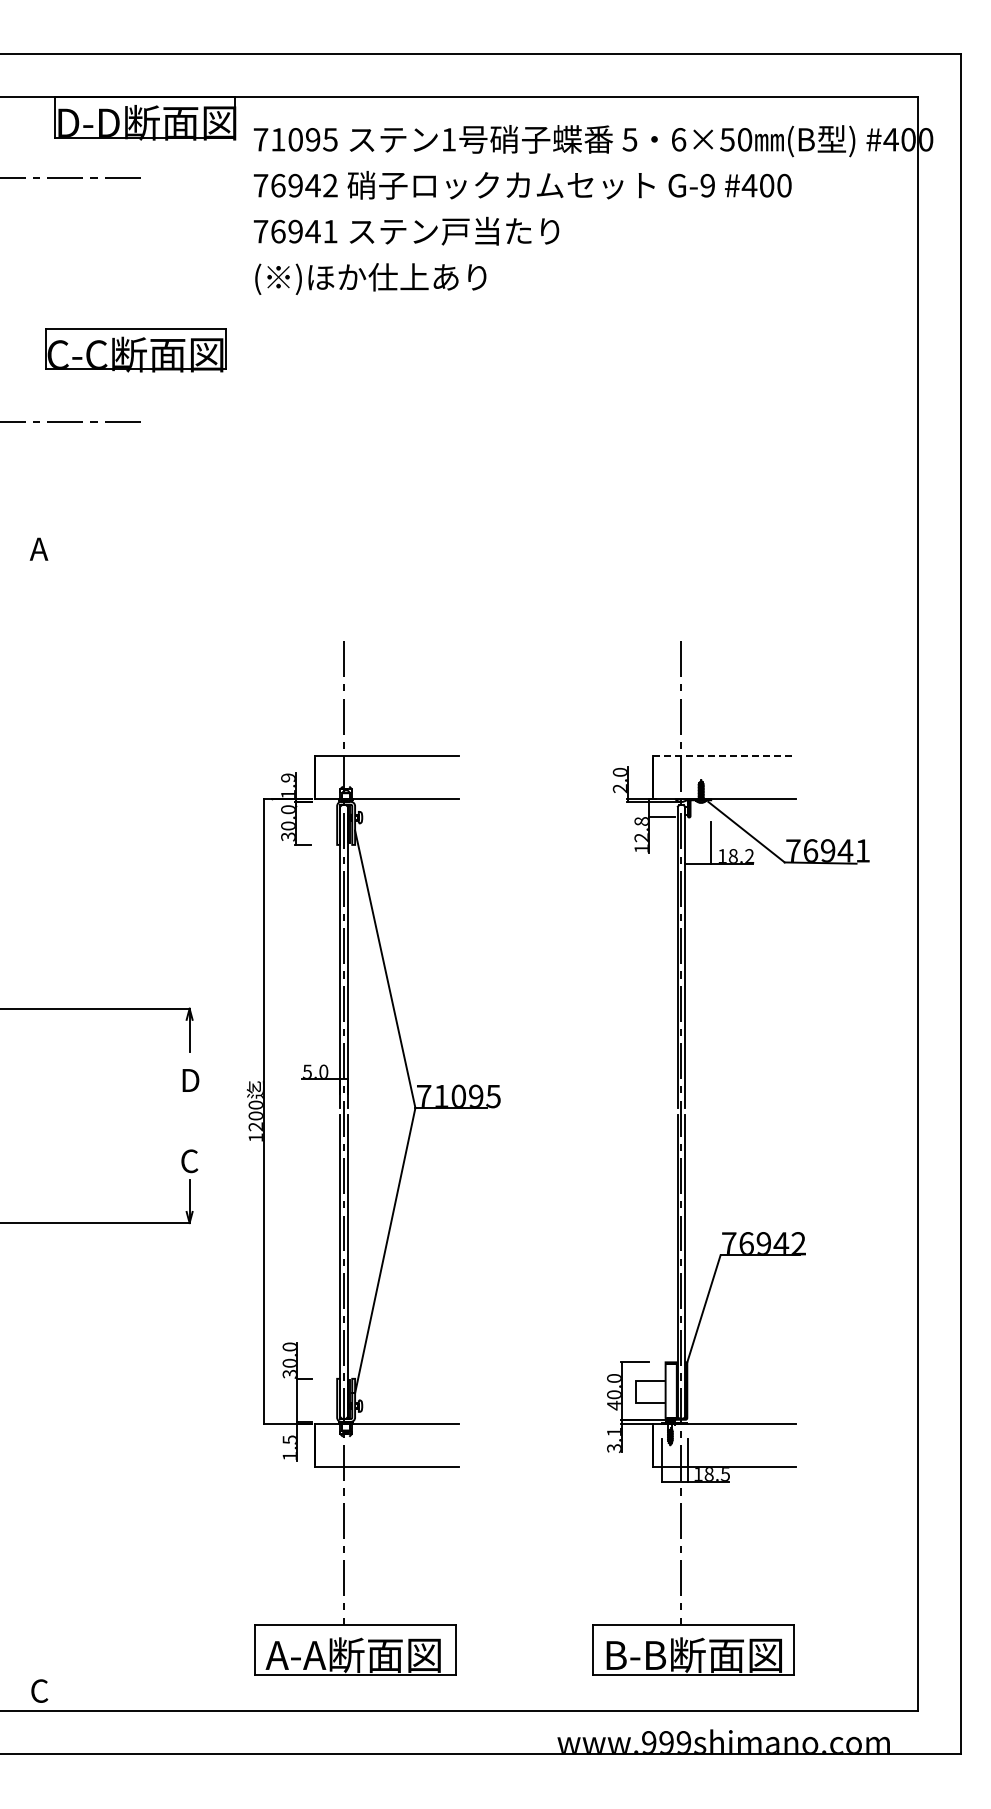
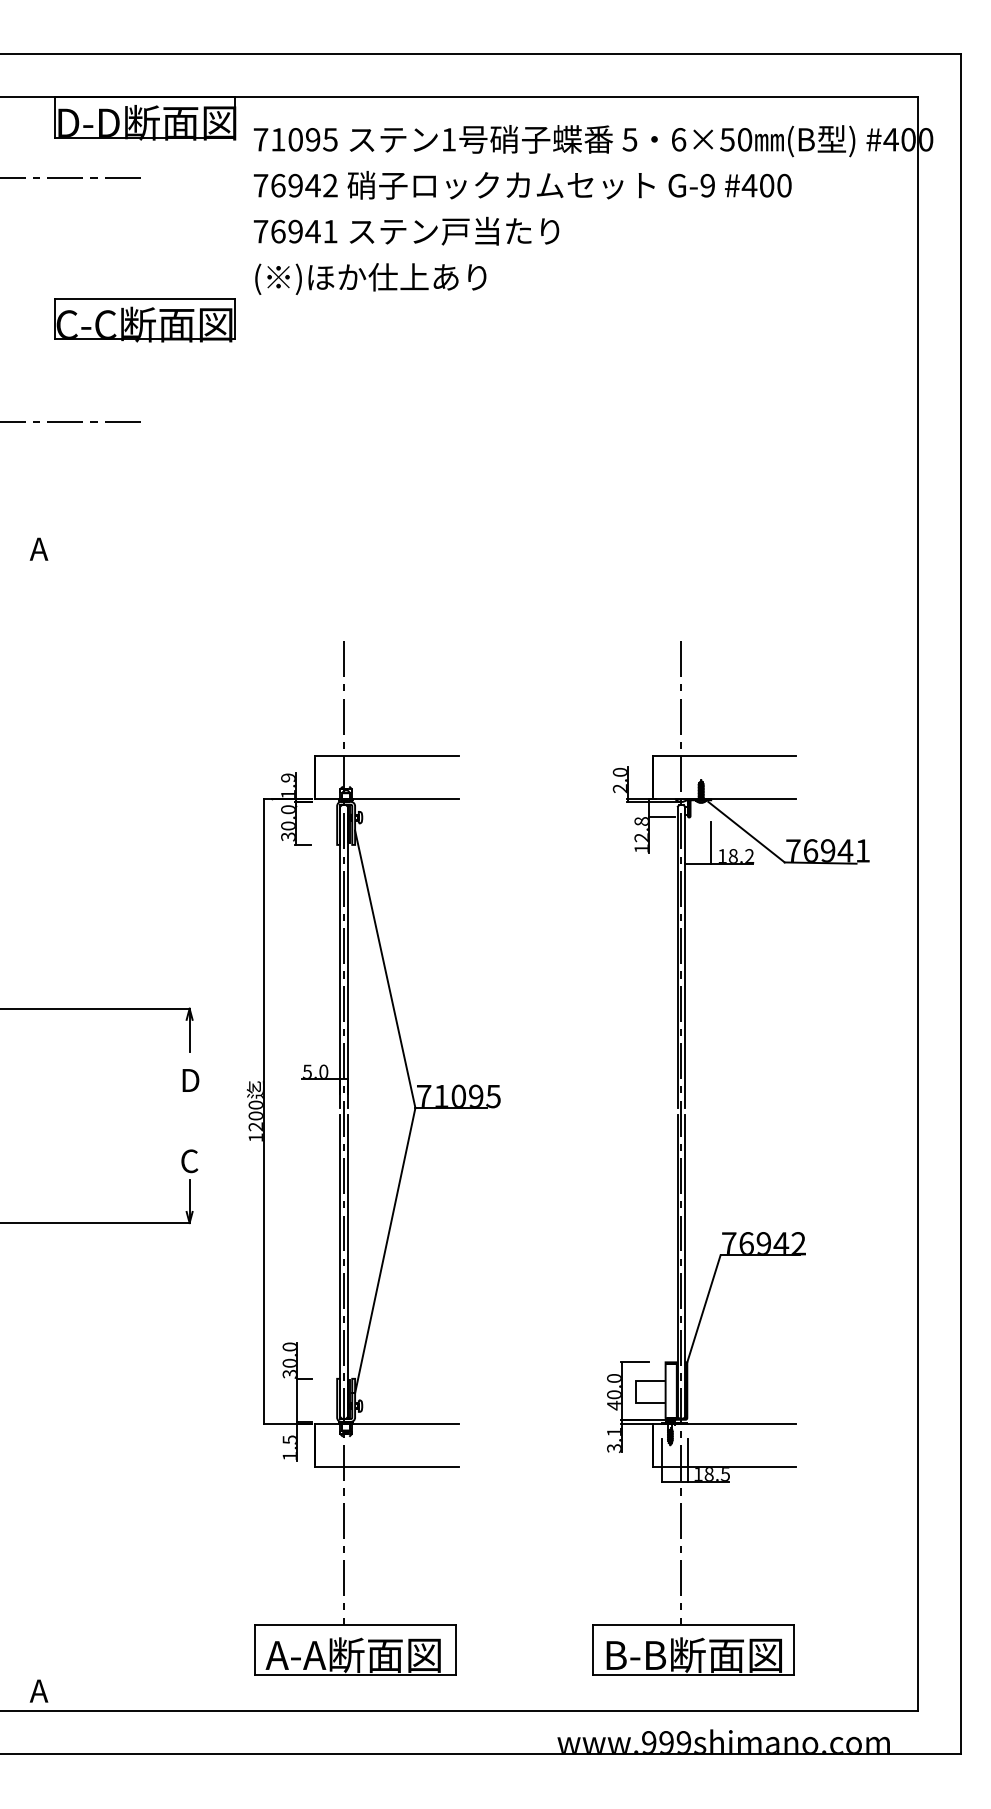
part position: (135, 350) -> (144, 320) (144, 320)
line: dashed -> solid (724, 756)
text: C -> A (38, 1690)
